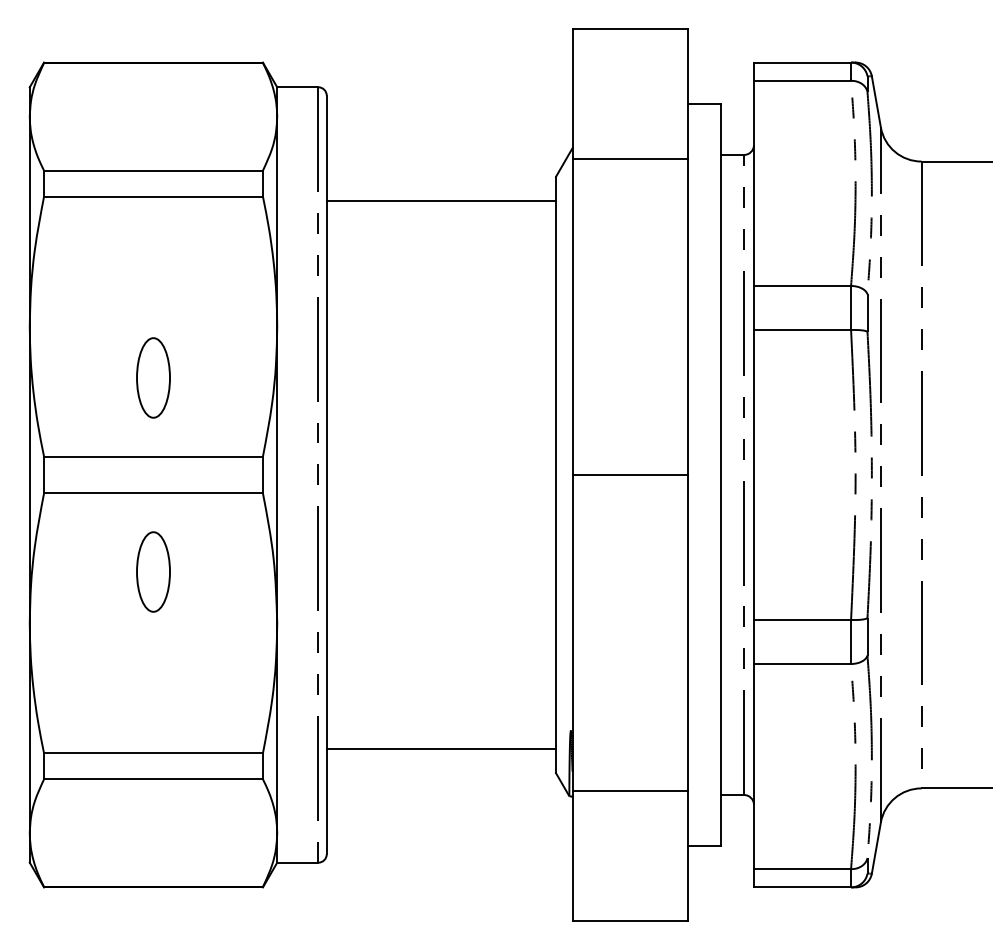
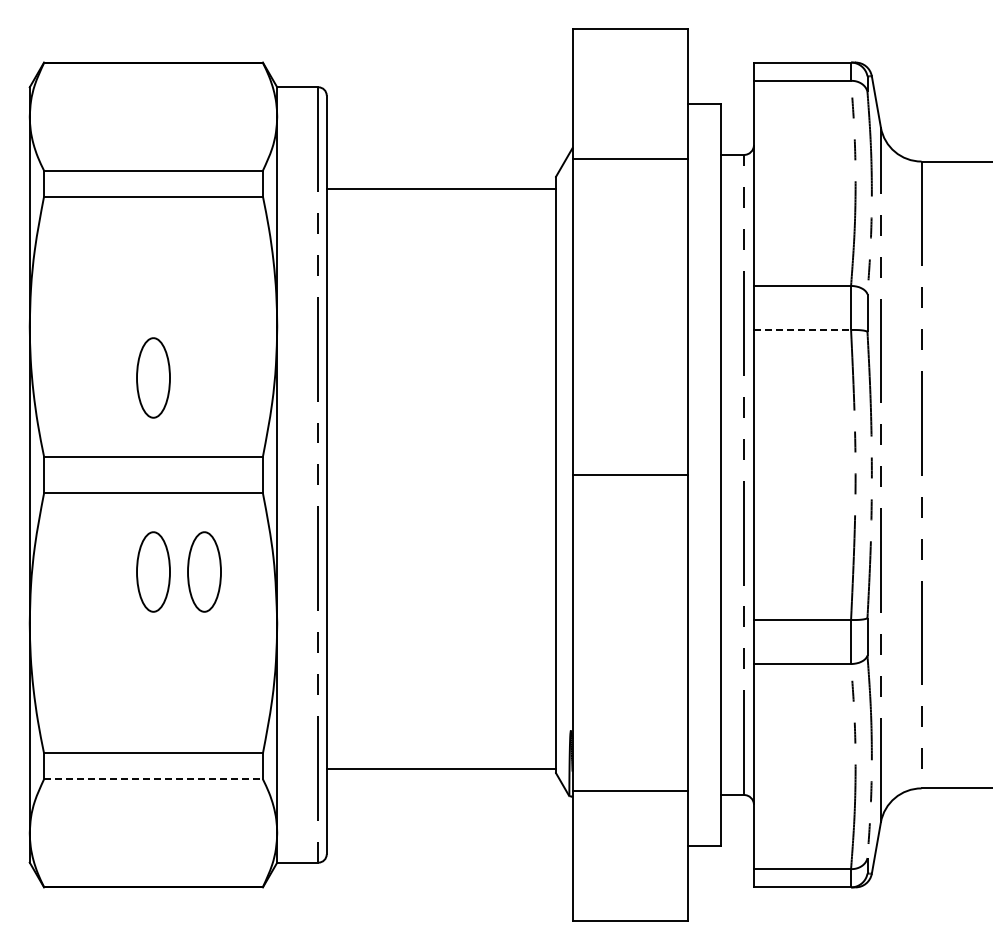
line position: (441, 201) -> (441, 189) (441, 189)
line: solid -> dashed (802, 330)
part: none -> present (204, 571)
line position: (441, 748) -> (441, 768) (441, 768)
line: solid -> dashed (154, 779)
